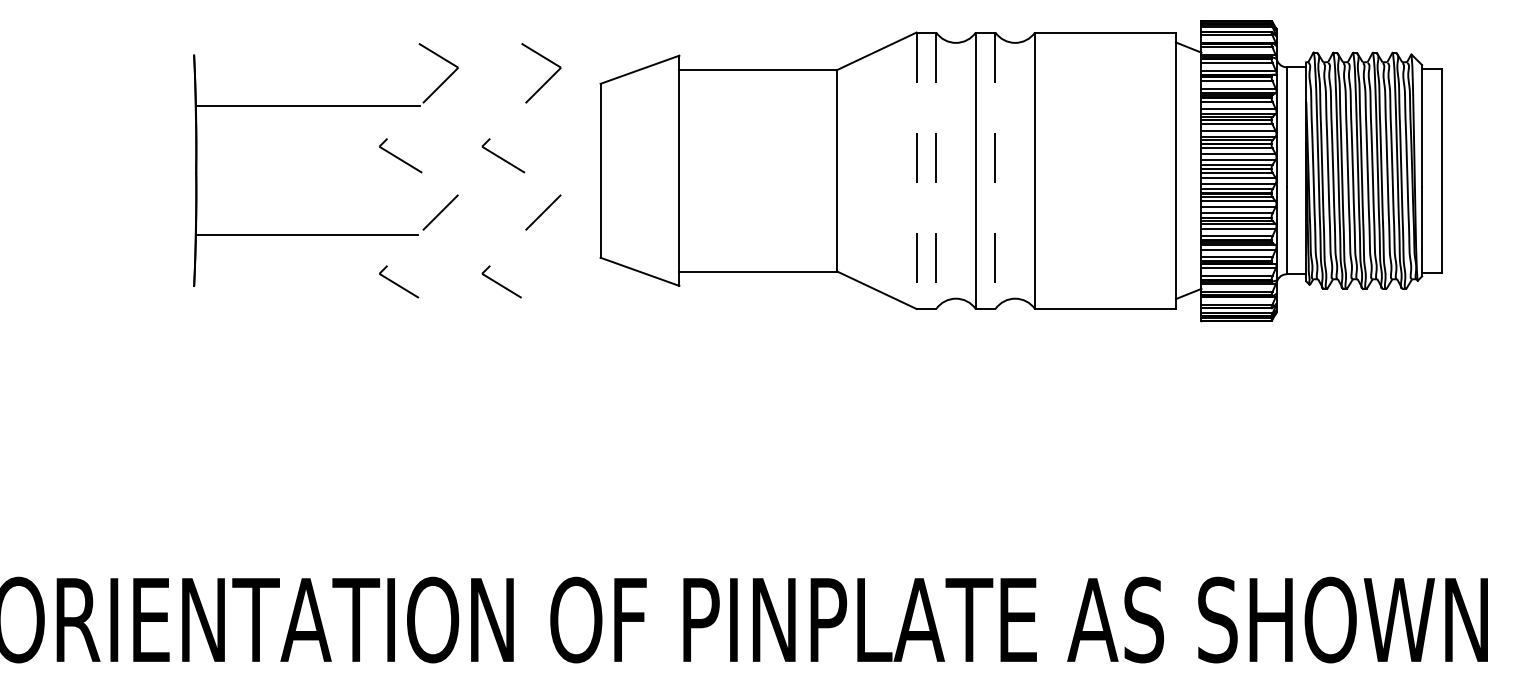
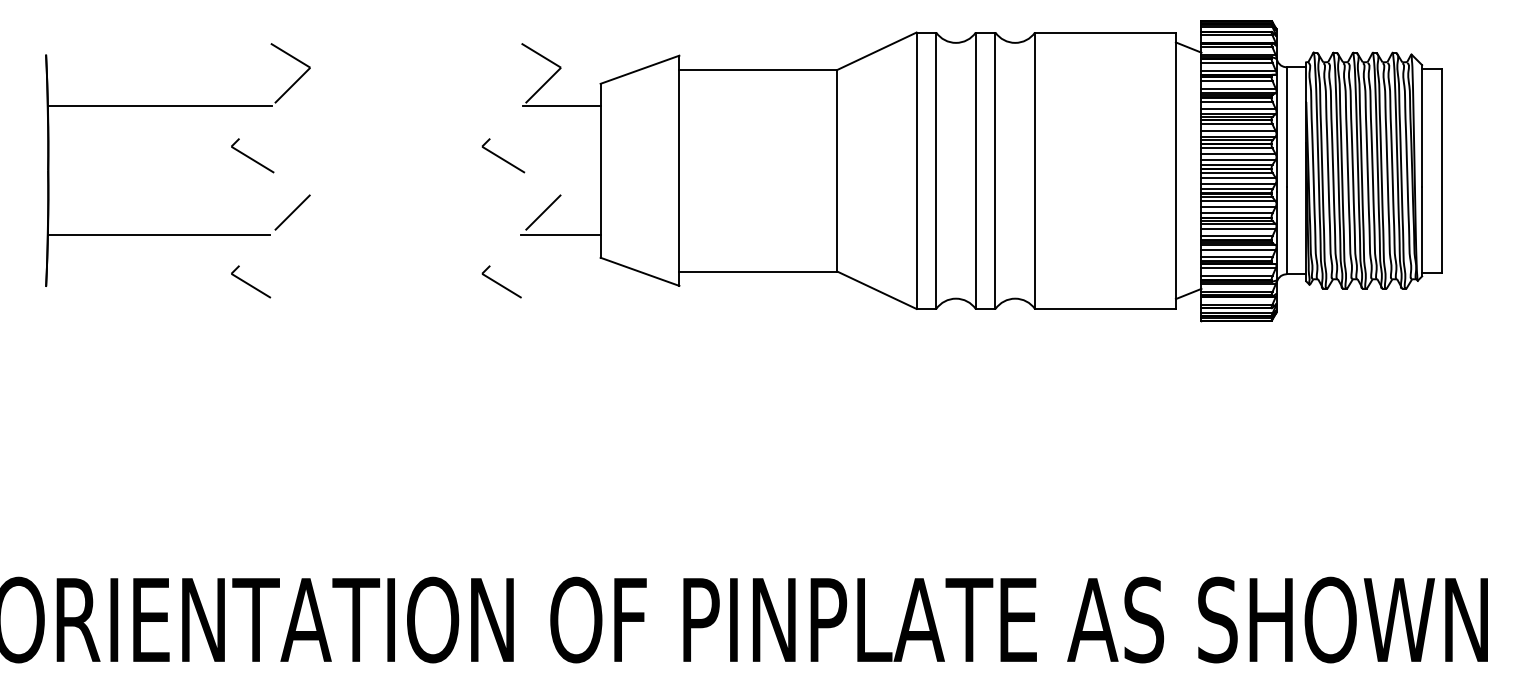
line: none -> present (561, 106)
part position: (379, 147) -> (231, 147) (231, 147)
line: dashed -> solid (916, 171)
line: dashed -> solid (936, 171)
line: dashed -> solid (995, 171)
line: none -> present (560, 235)
